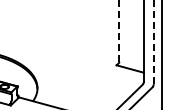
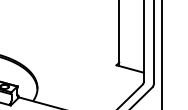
line: dashed -> solid (119, 33)
line: dashed -> solid (153, 42)
